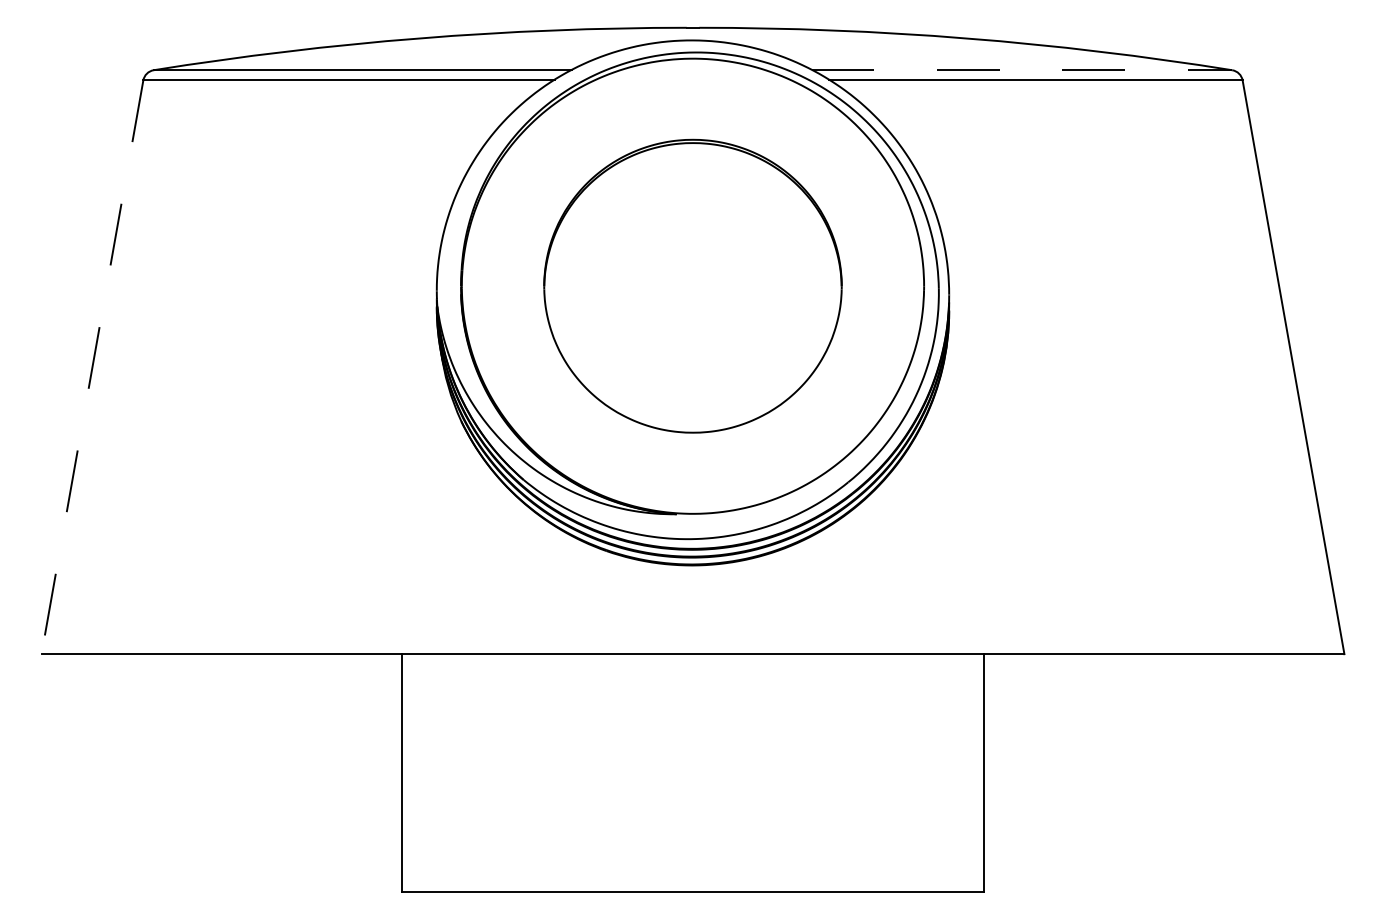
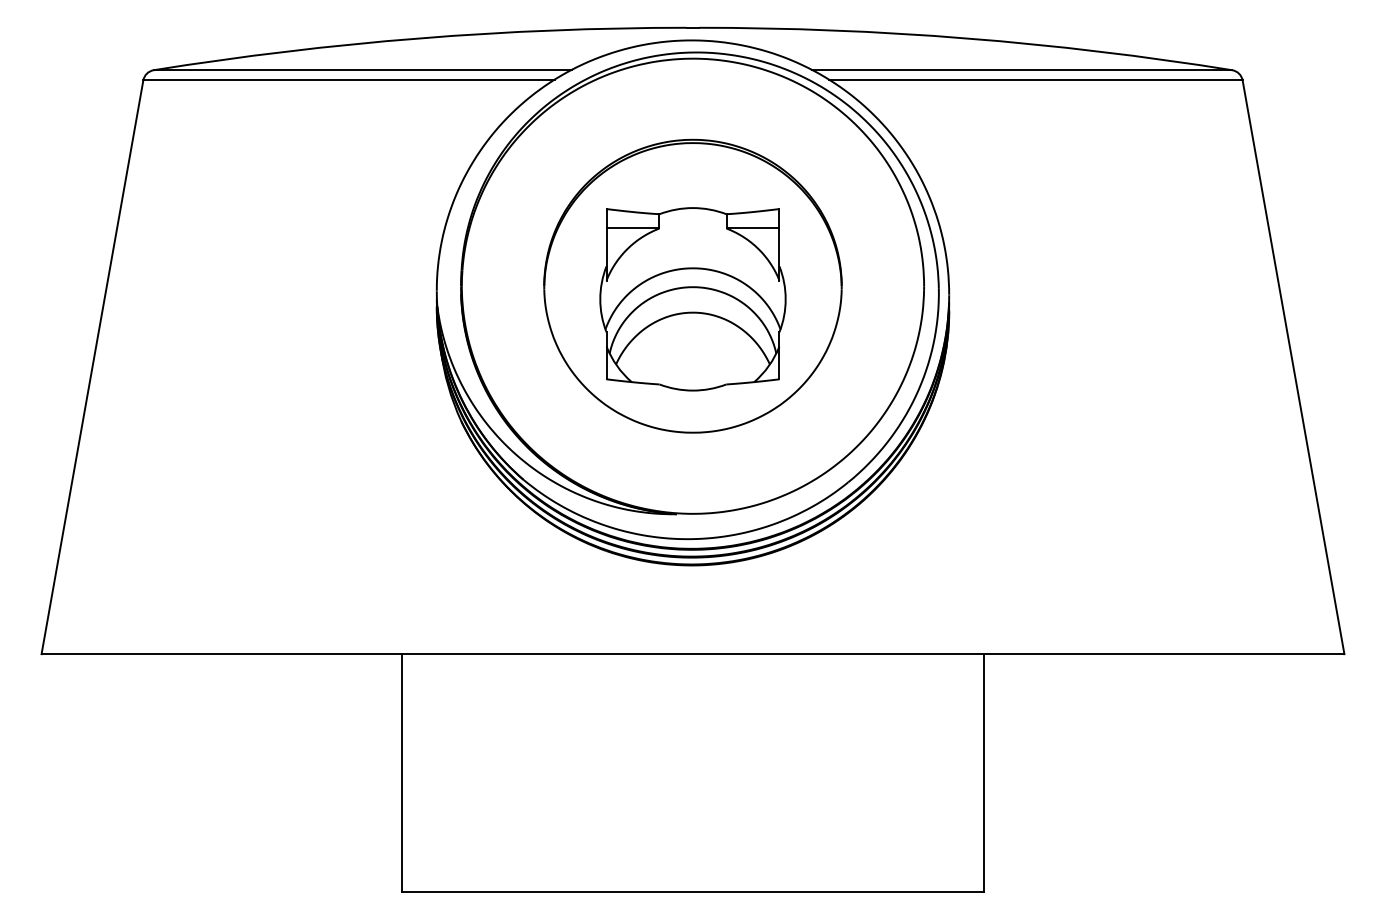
line: dashed -> solid (1022, 70)
part: none -> present (692, 299)
line: dashed -> solid (92, 367)
